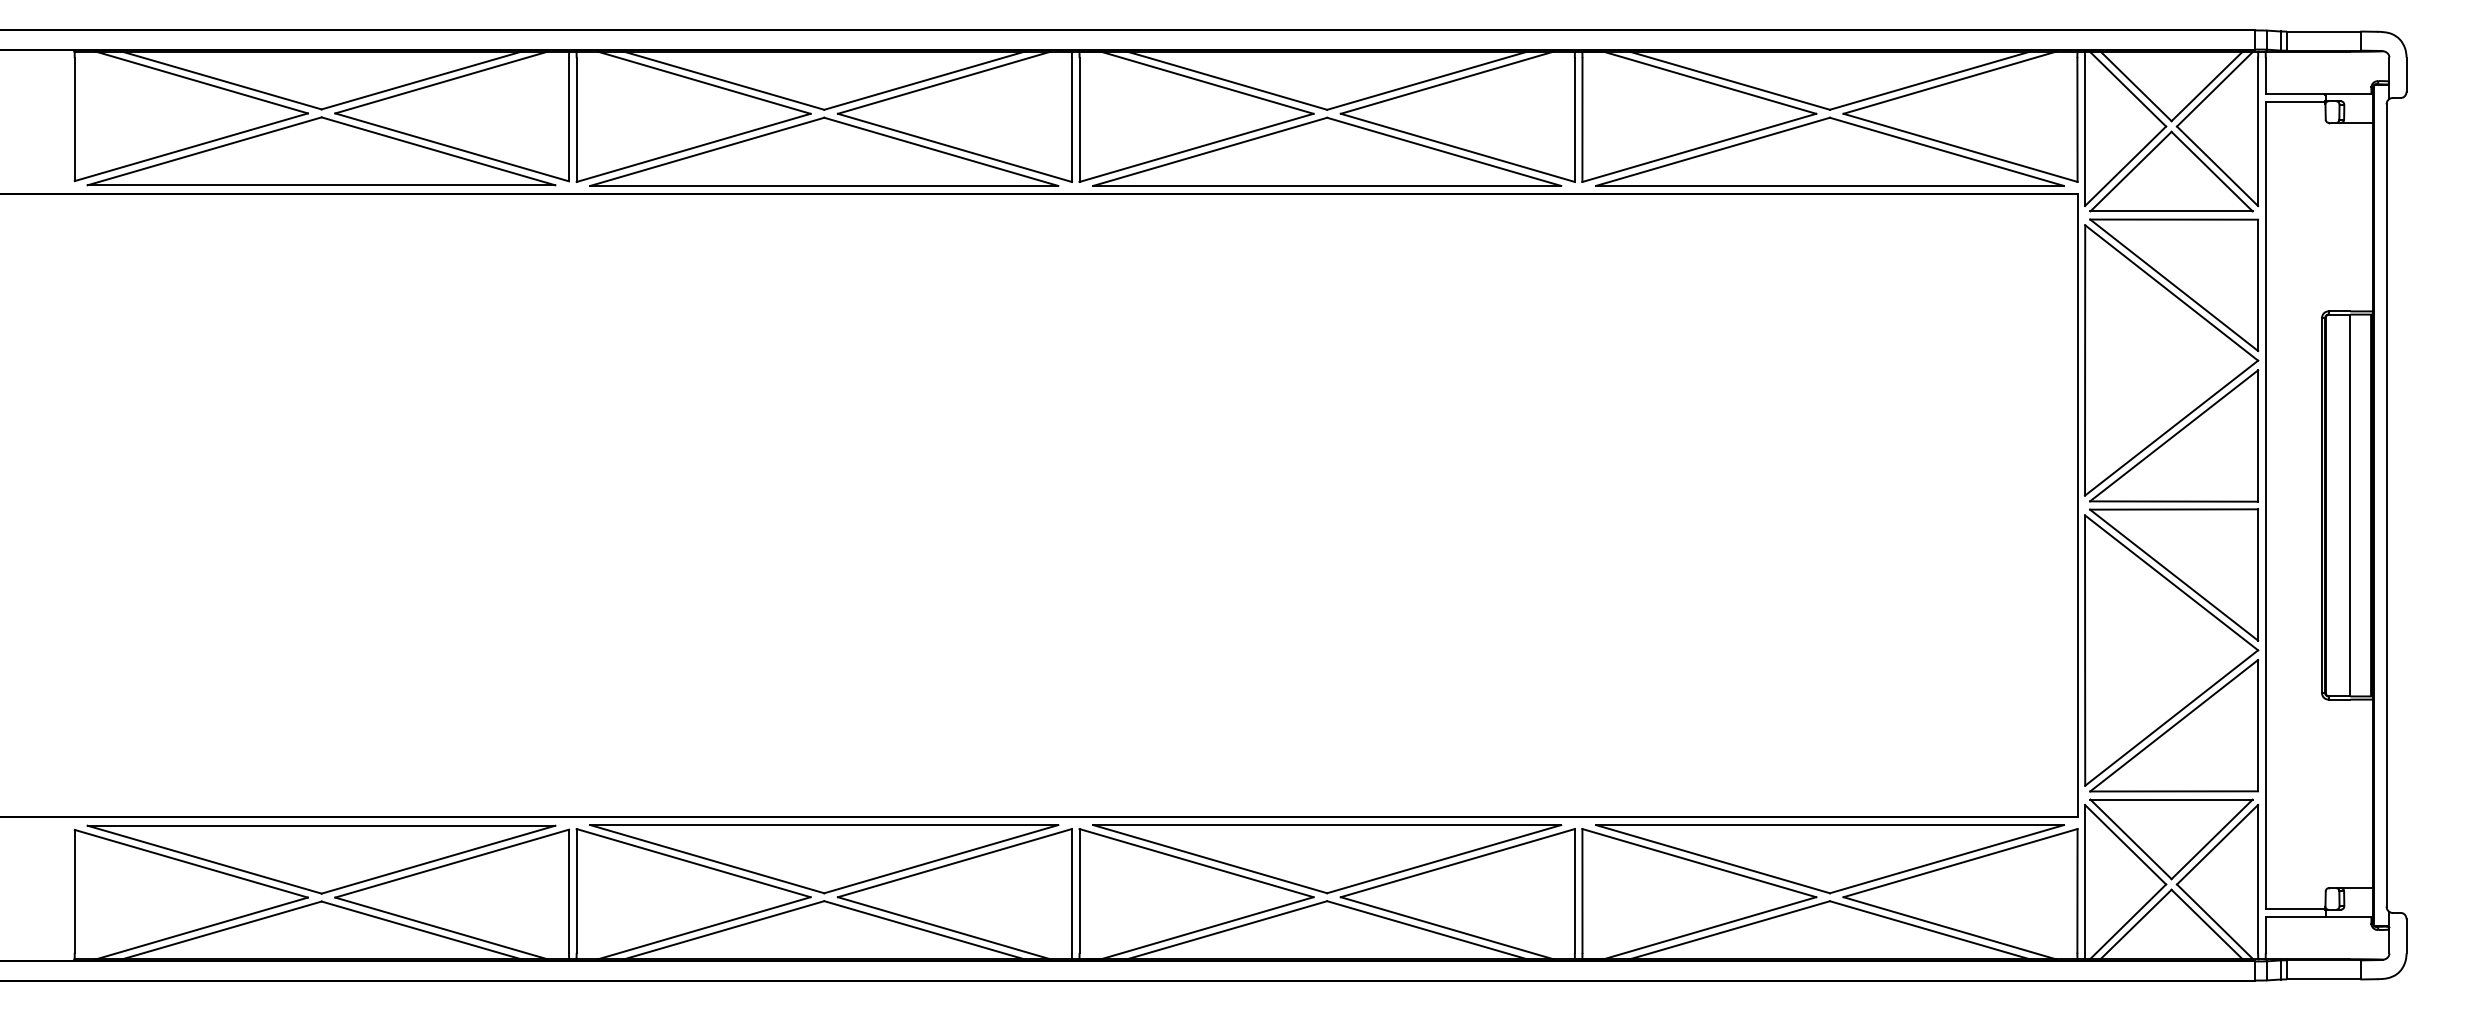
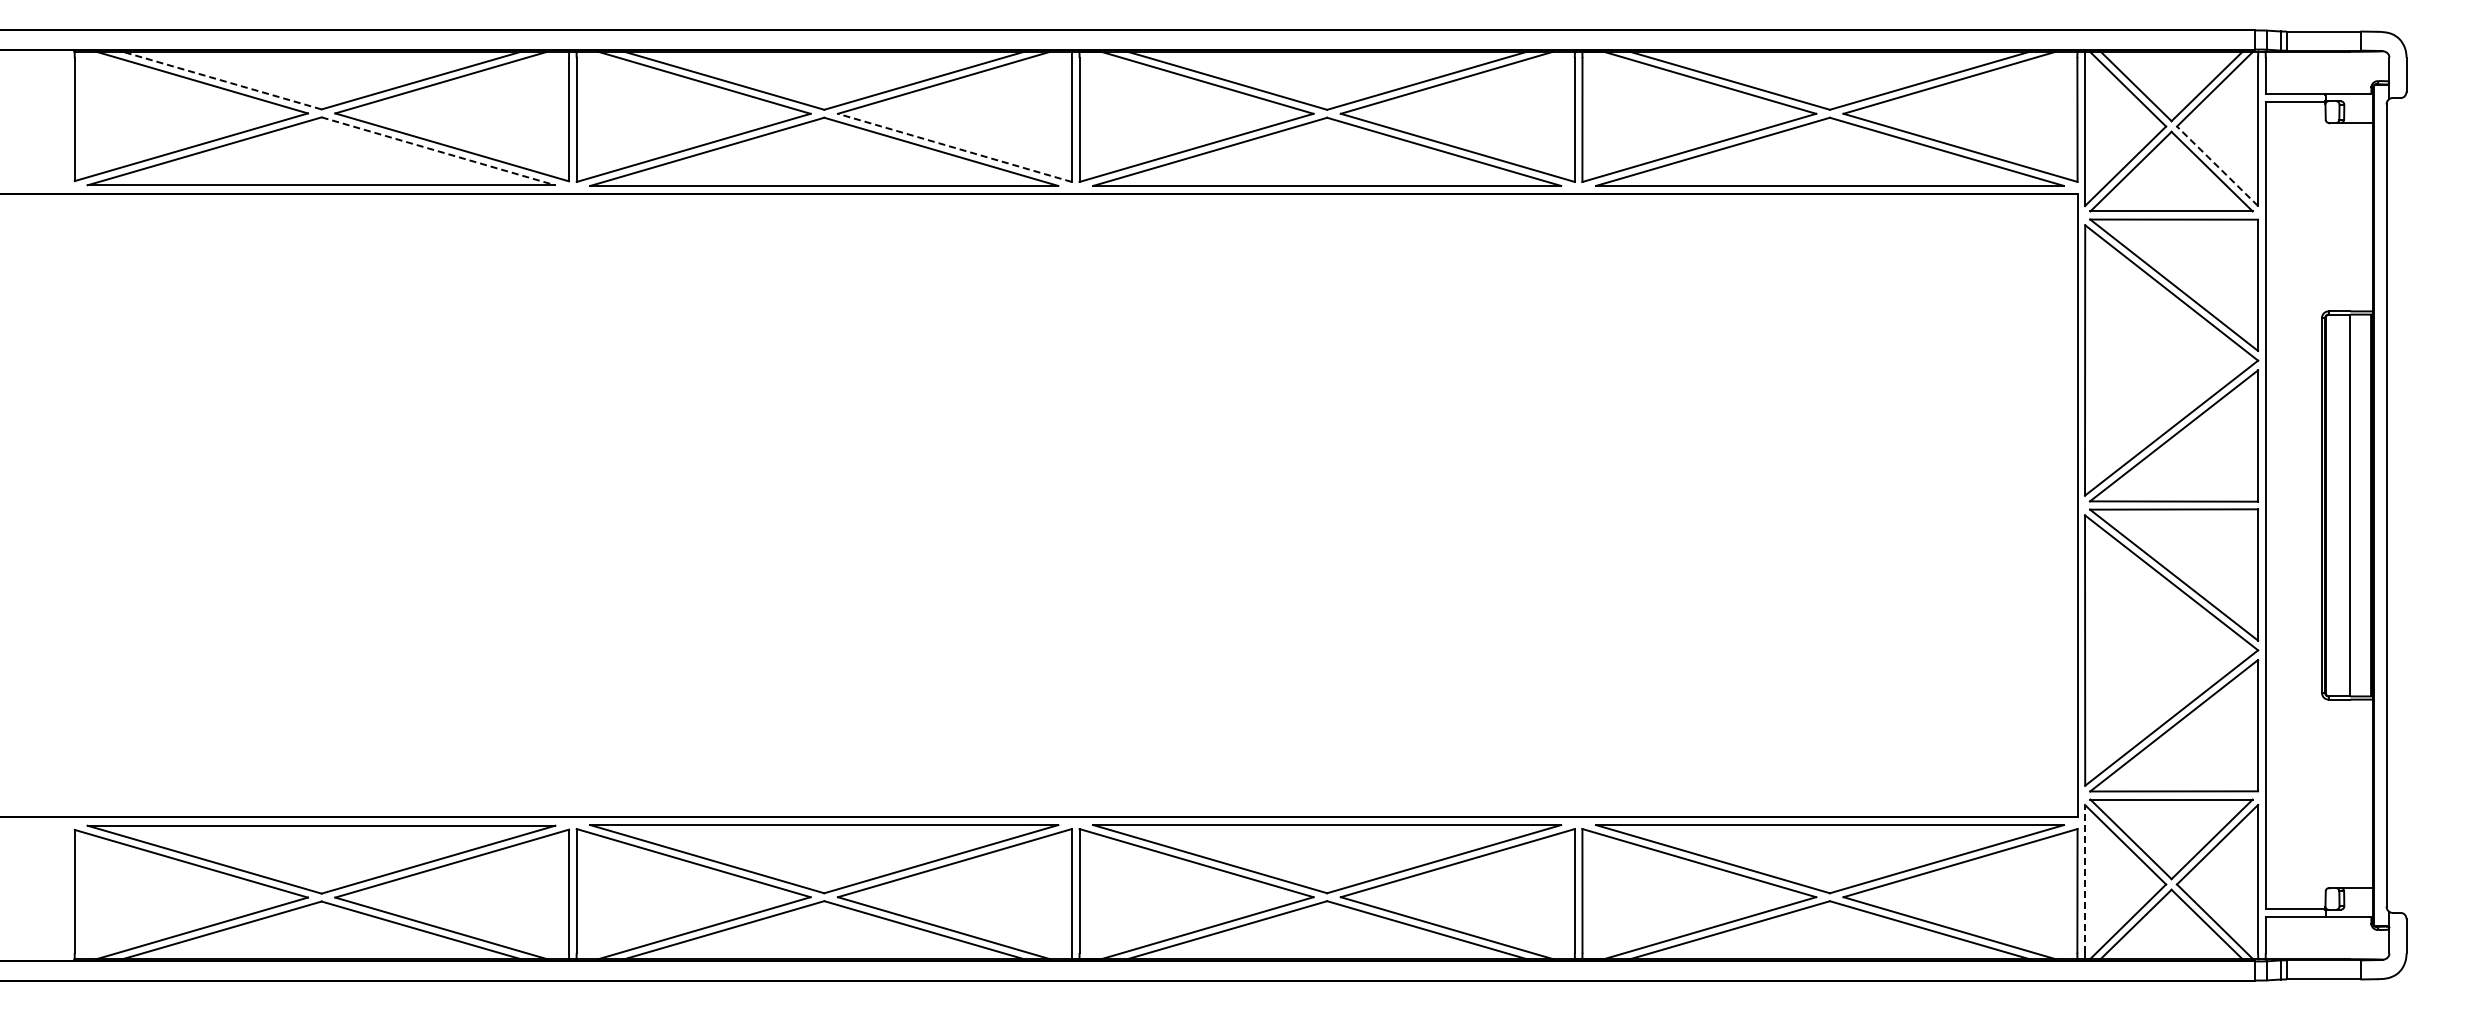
line: solid -> dashed (222, 80)
line: solid -> dashed (954, 147)
line: solid -> dashed (438, 151)
line: solid -> dashed (2217, 166)
line: solid -> dashed (2085, 878)
